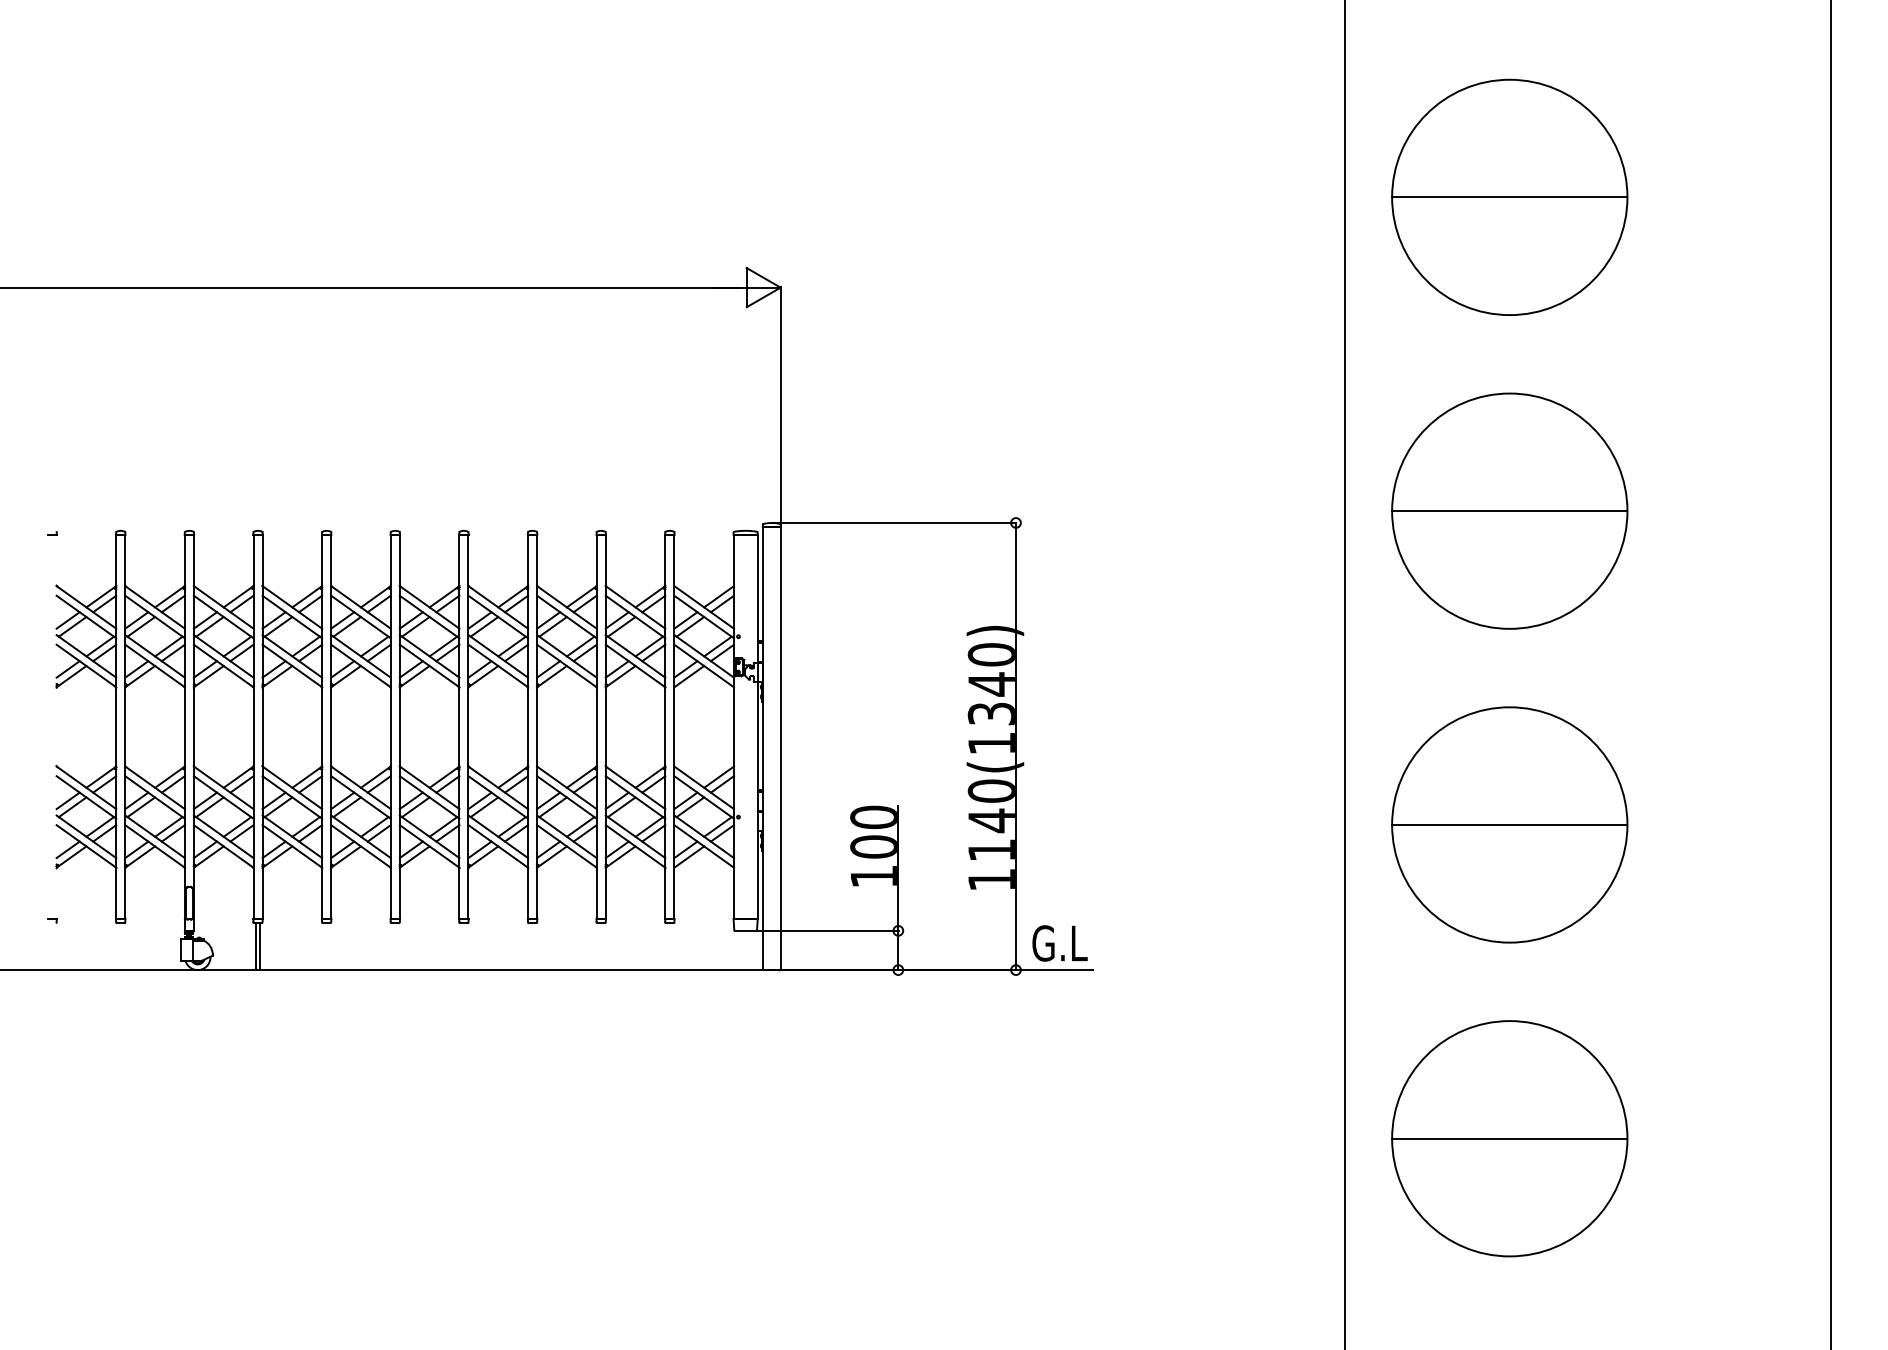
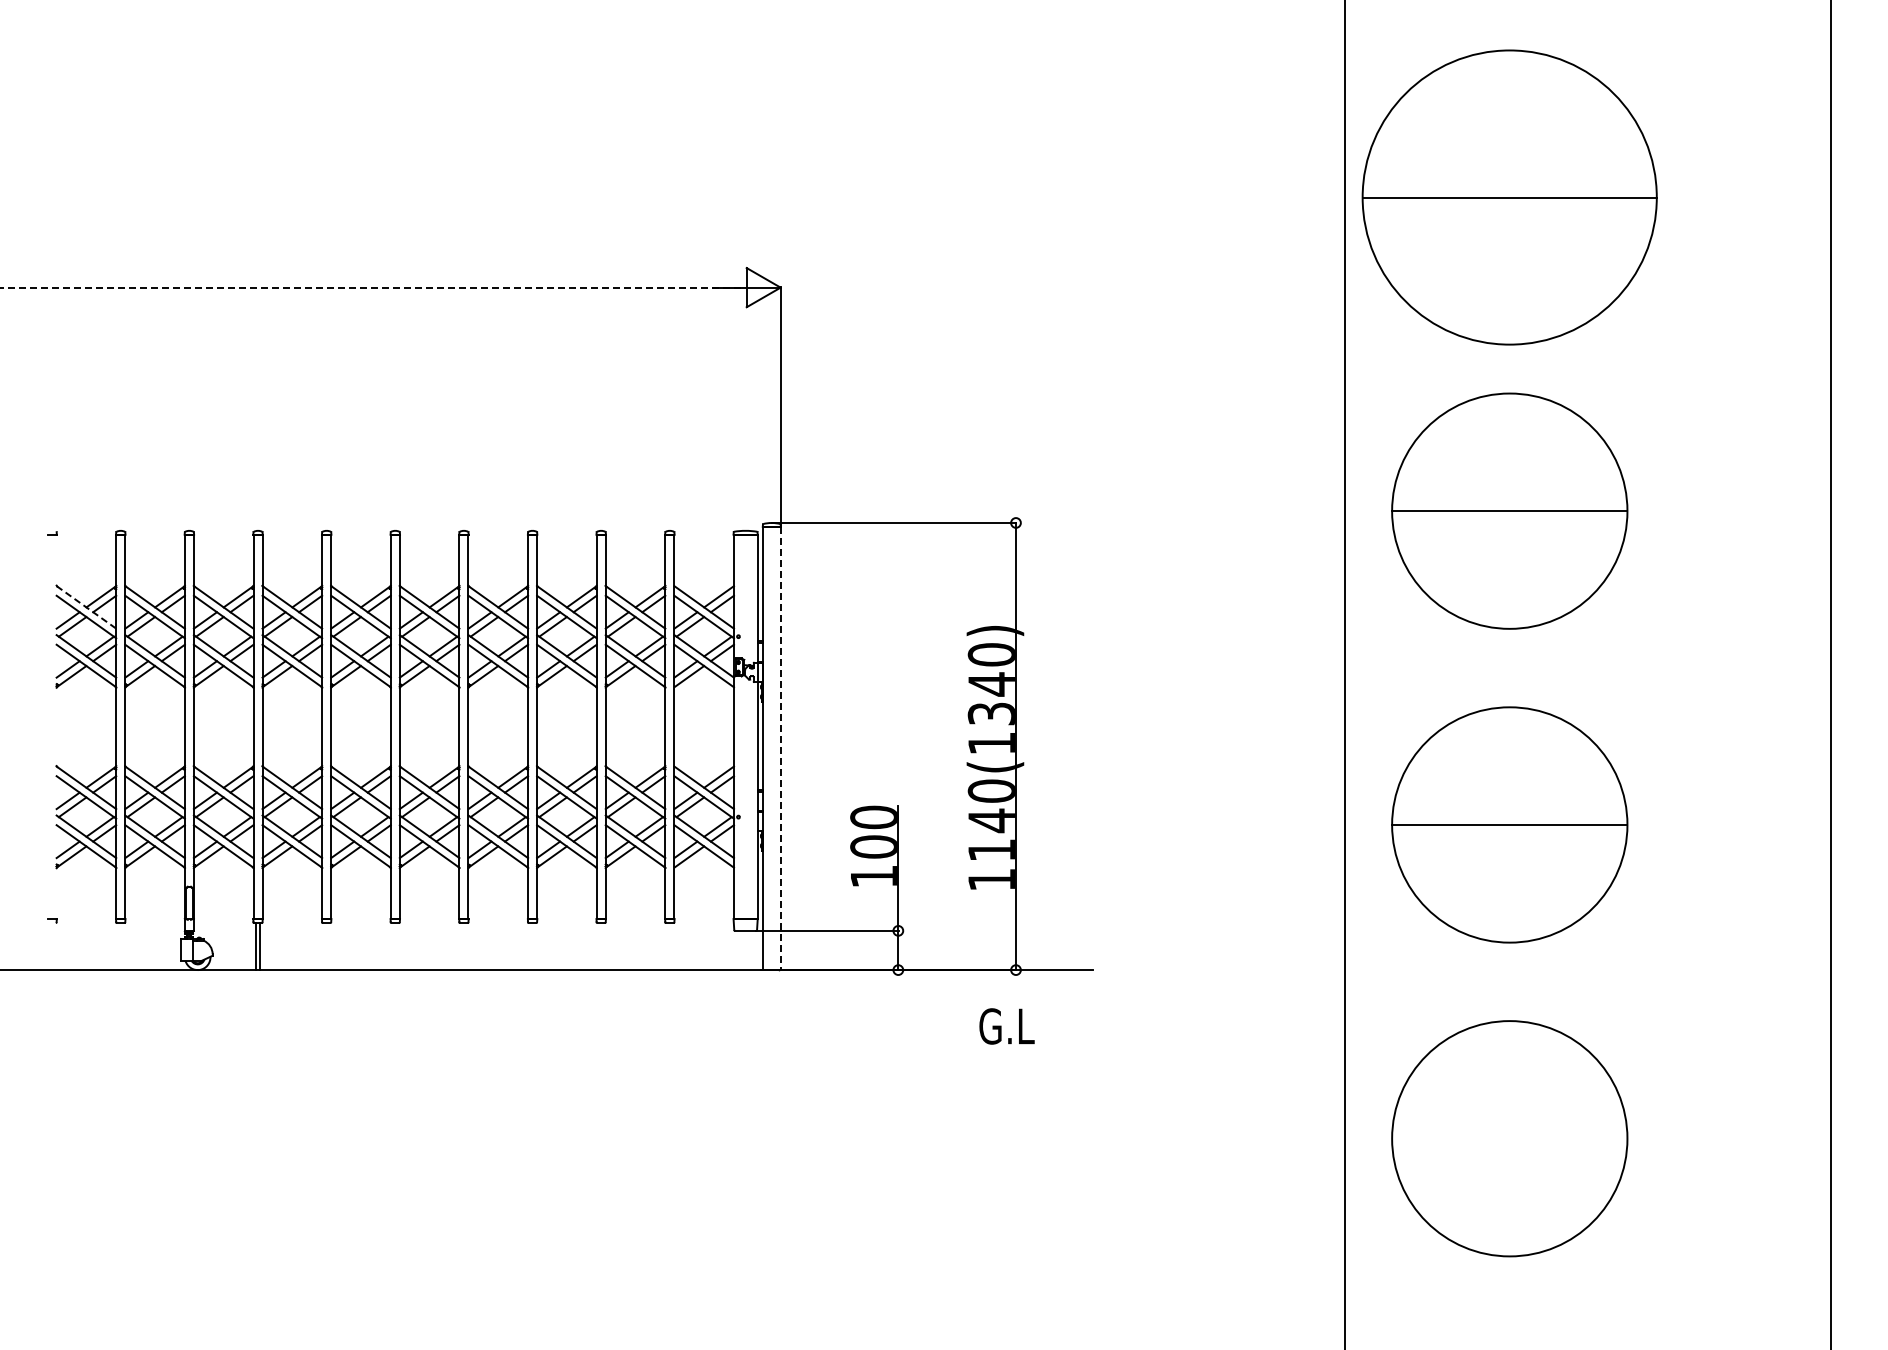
part size: 238x238 px -> 297x297 px (1509, 197)
line: solid -> dashed (370, 287)
line: solid -> dashed (86, 607)
line: solid -> dashed (780, 748)
text position: (1059, 943) -> (1006, 1026) (1006, 1026)
line: present -> none (1509, 1138)
